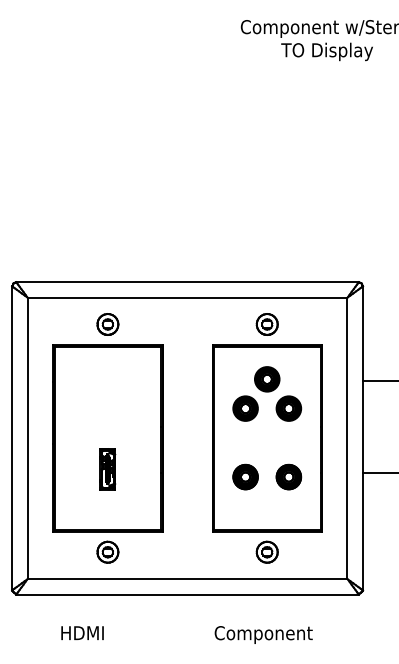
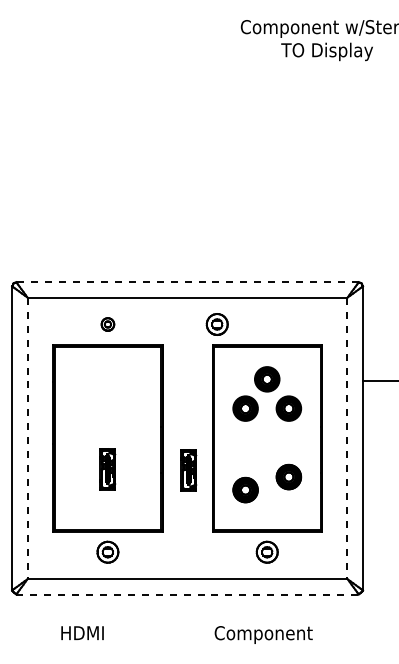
line: solid -> dashed (187, 282)
part size: 24x23 px -> 16x15 px (107, 324)
part position: (266, 324) -> (216, 324) (216, 324)
line: solid -> dashed (27, 438)
line: solid -> dashed (347, 438)
part: none -> present (188, 470)
line: present -> none (379, 472)
part position: (245, 476) -> (245, 489) (245, 489)
line: solid -> dashed (188, 594)
